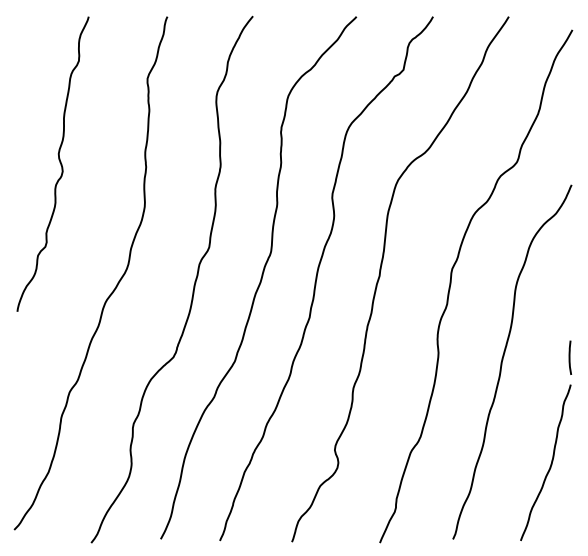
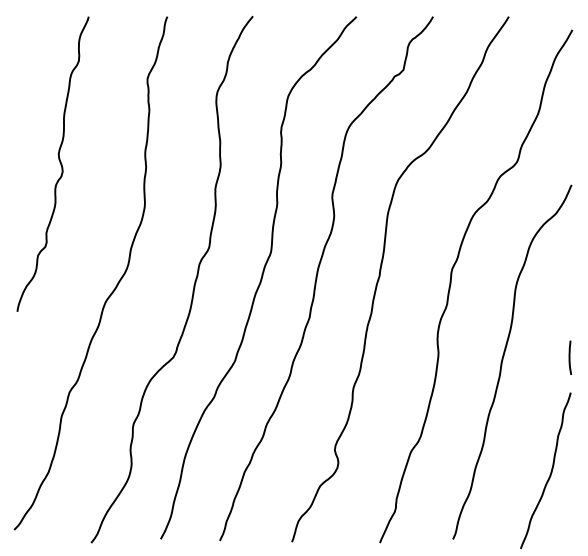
curve position: (550, 463) -> (550, 471) (550, 471)
